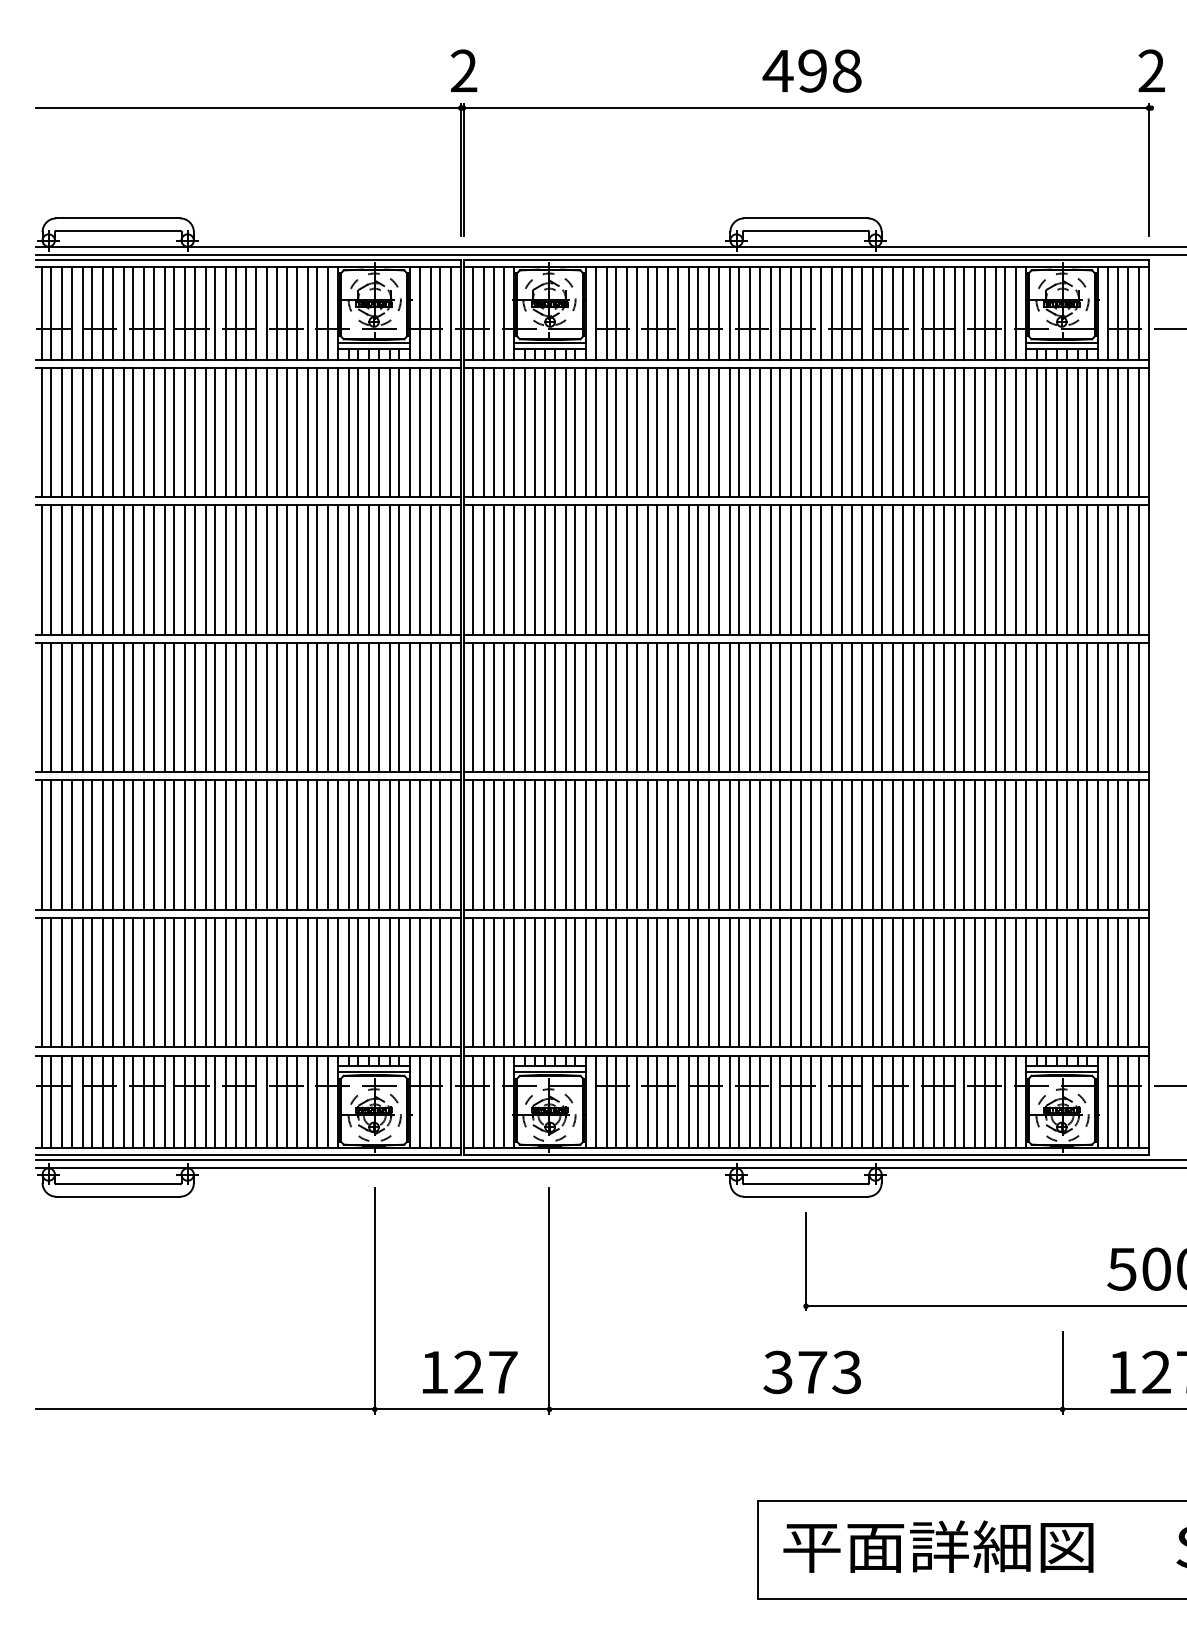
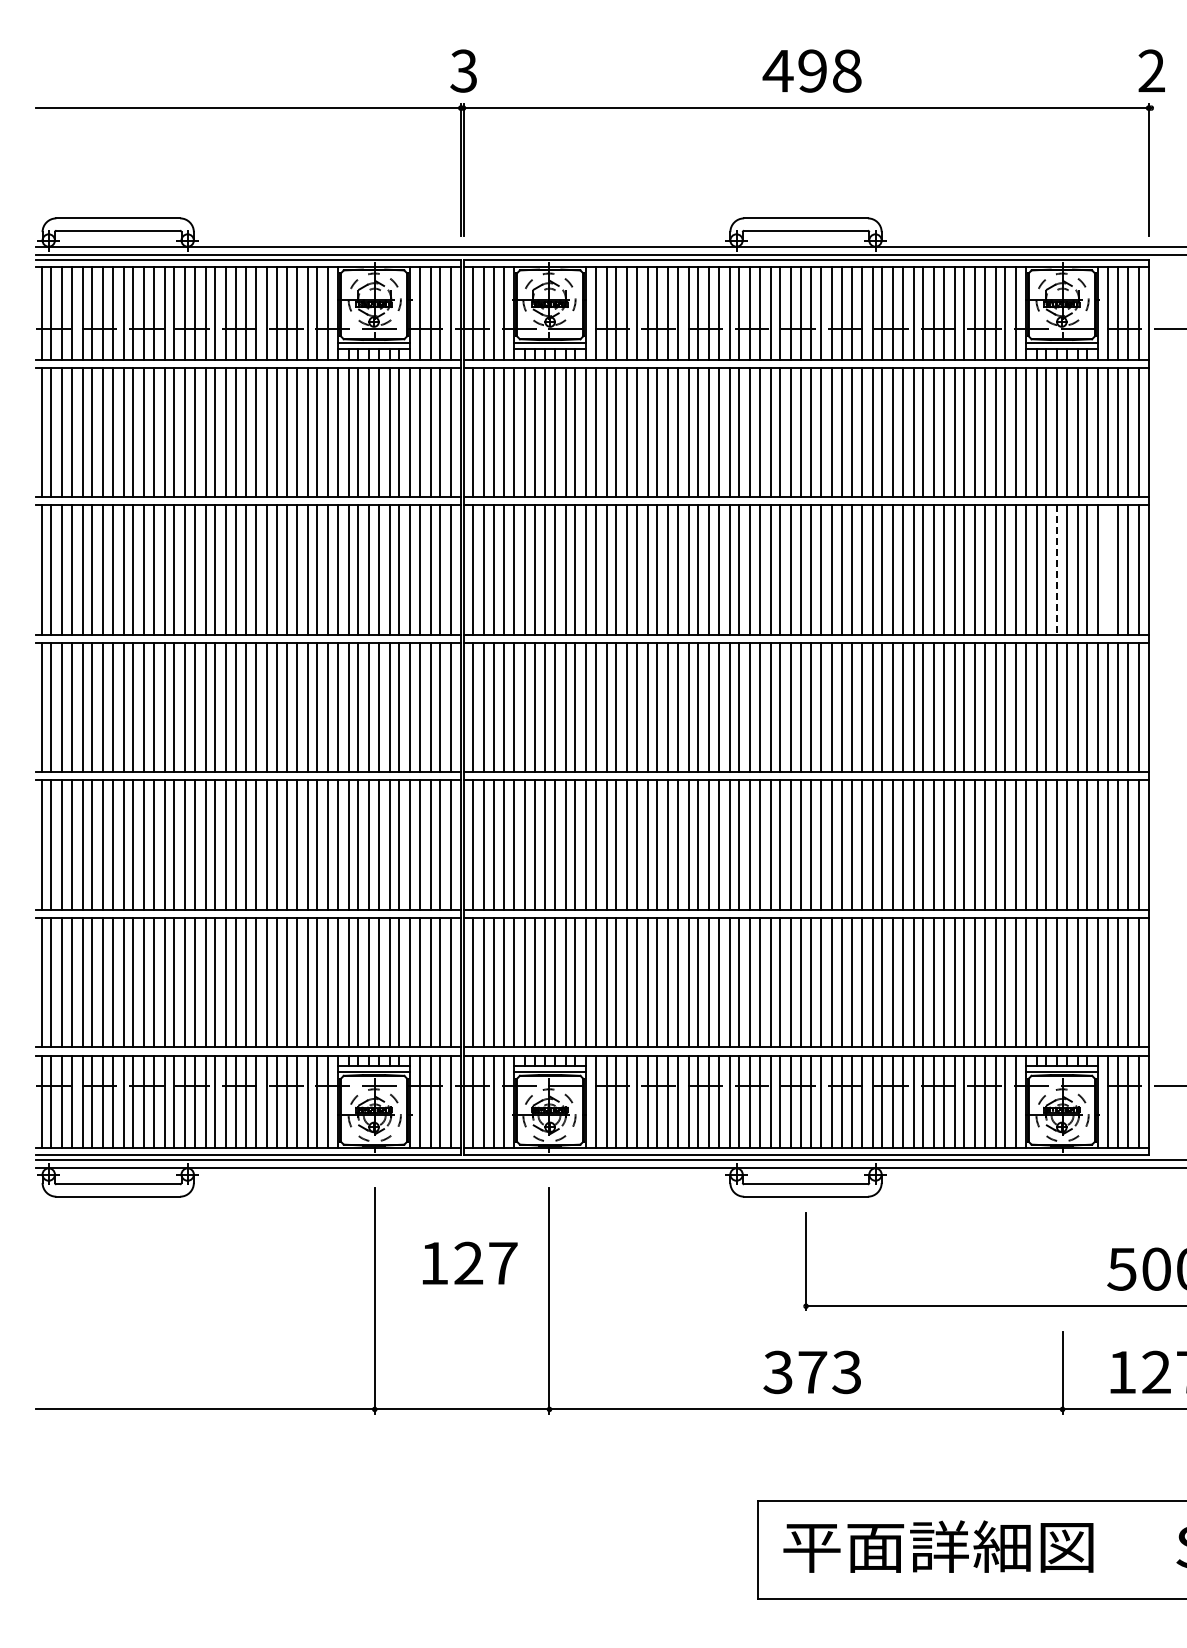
text: 2 -> 3 (463, 70)
line: solid -> dashed (1057, 569)
line: present -> none (1107, 569)
text position: (470, 1371) -> (470, 1262) (470, 1262)
